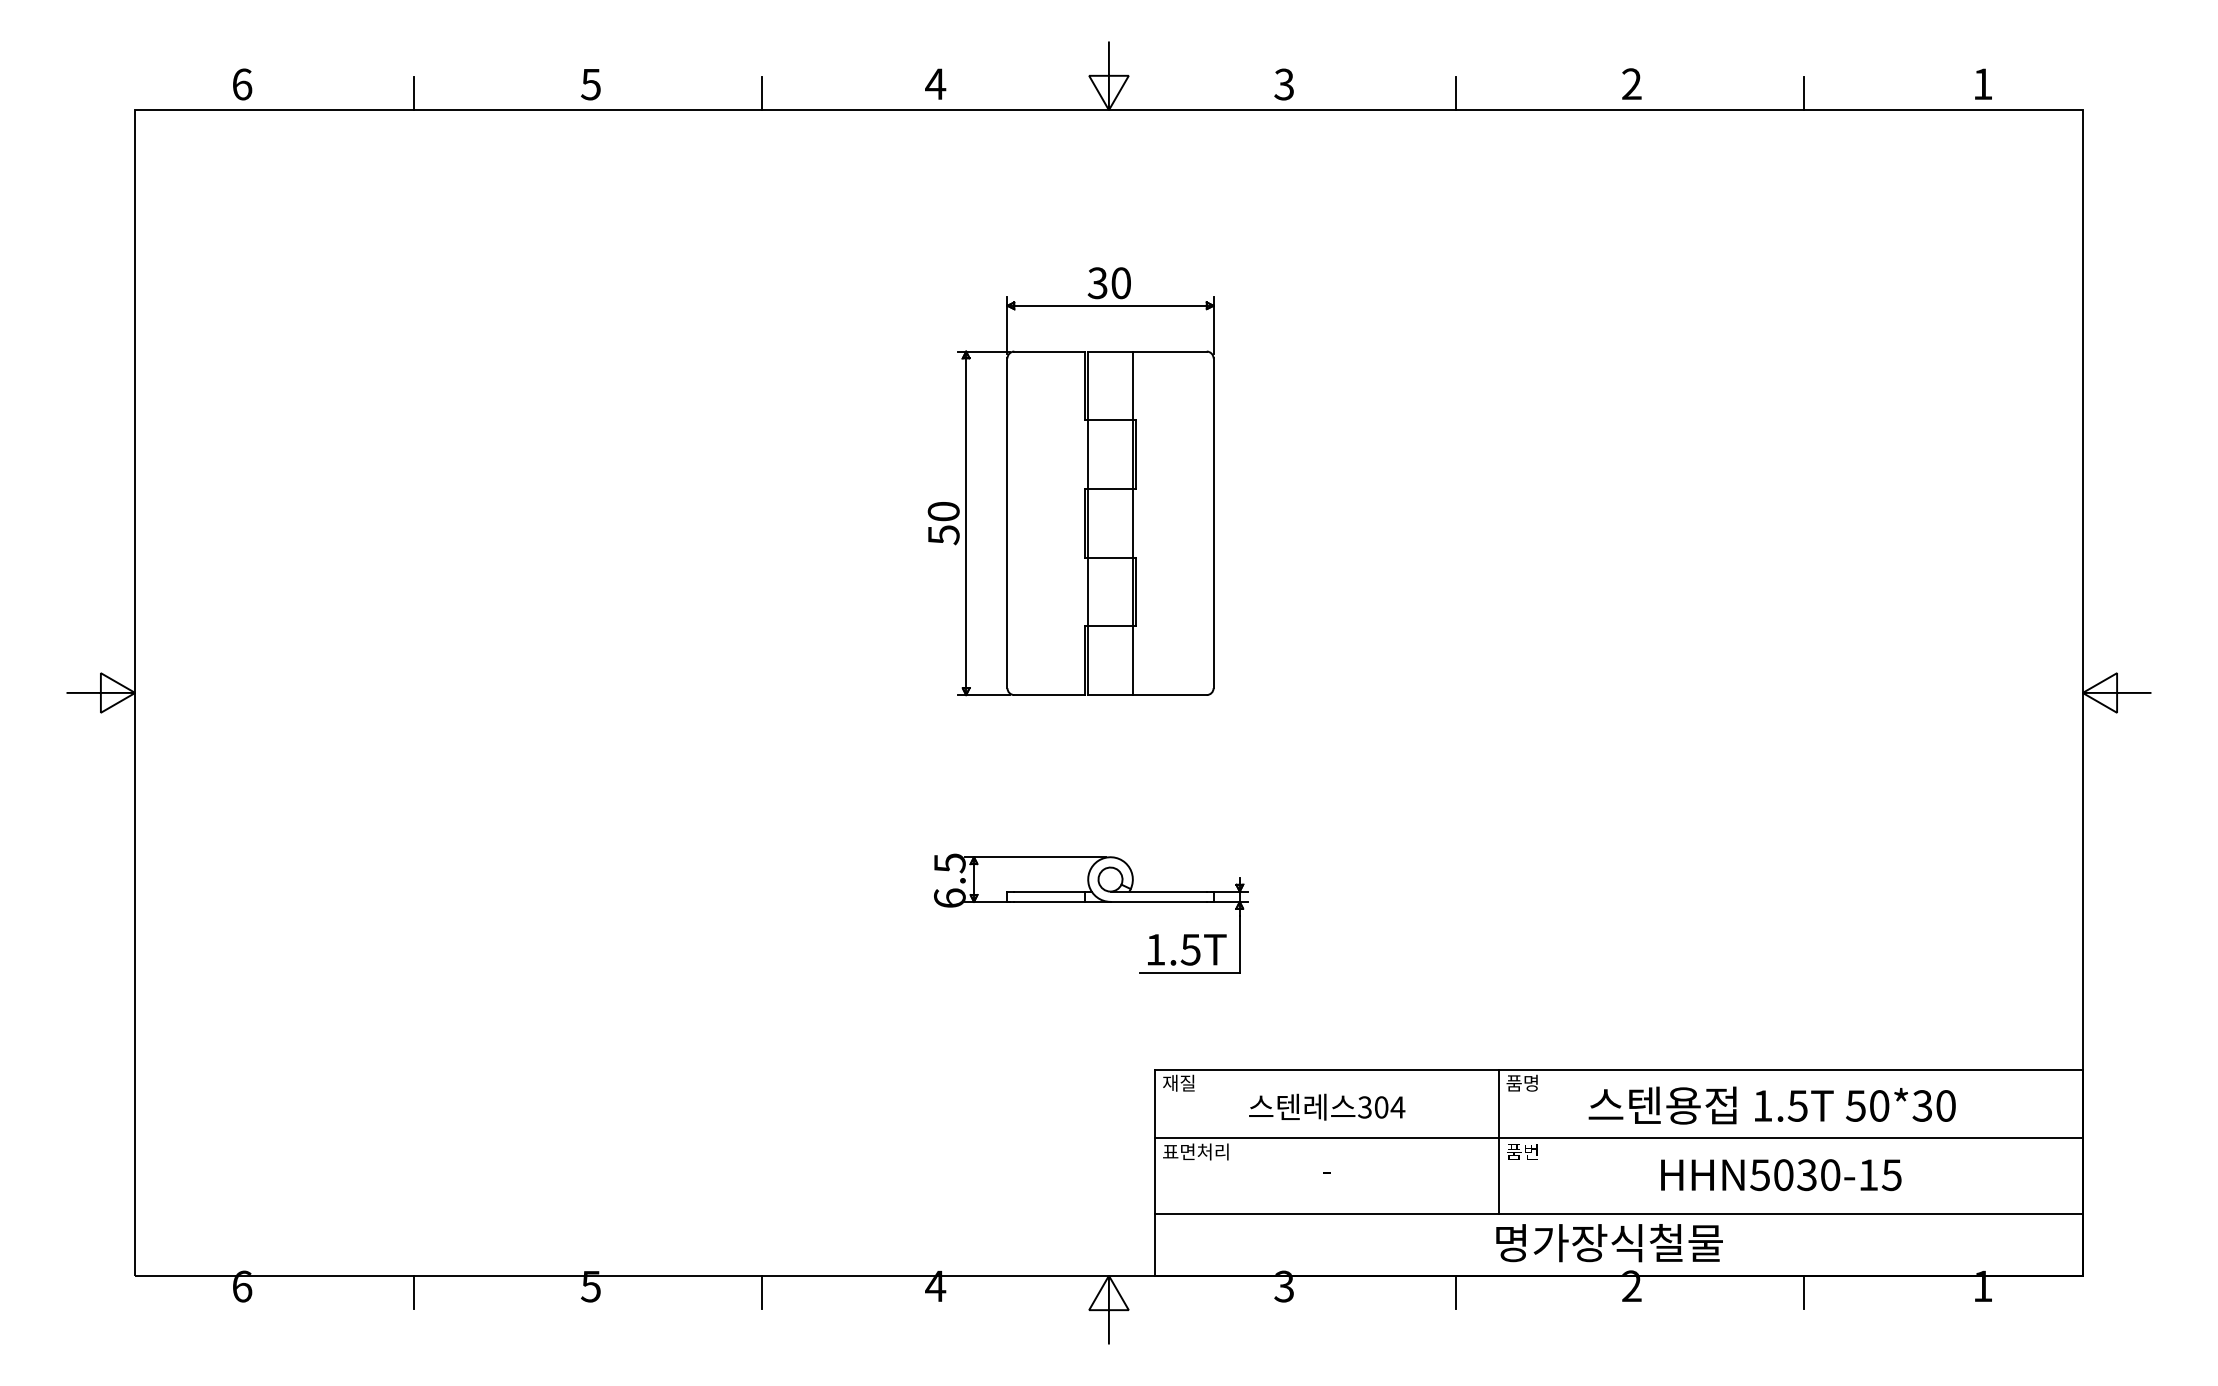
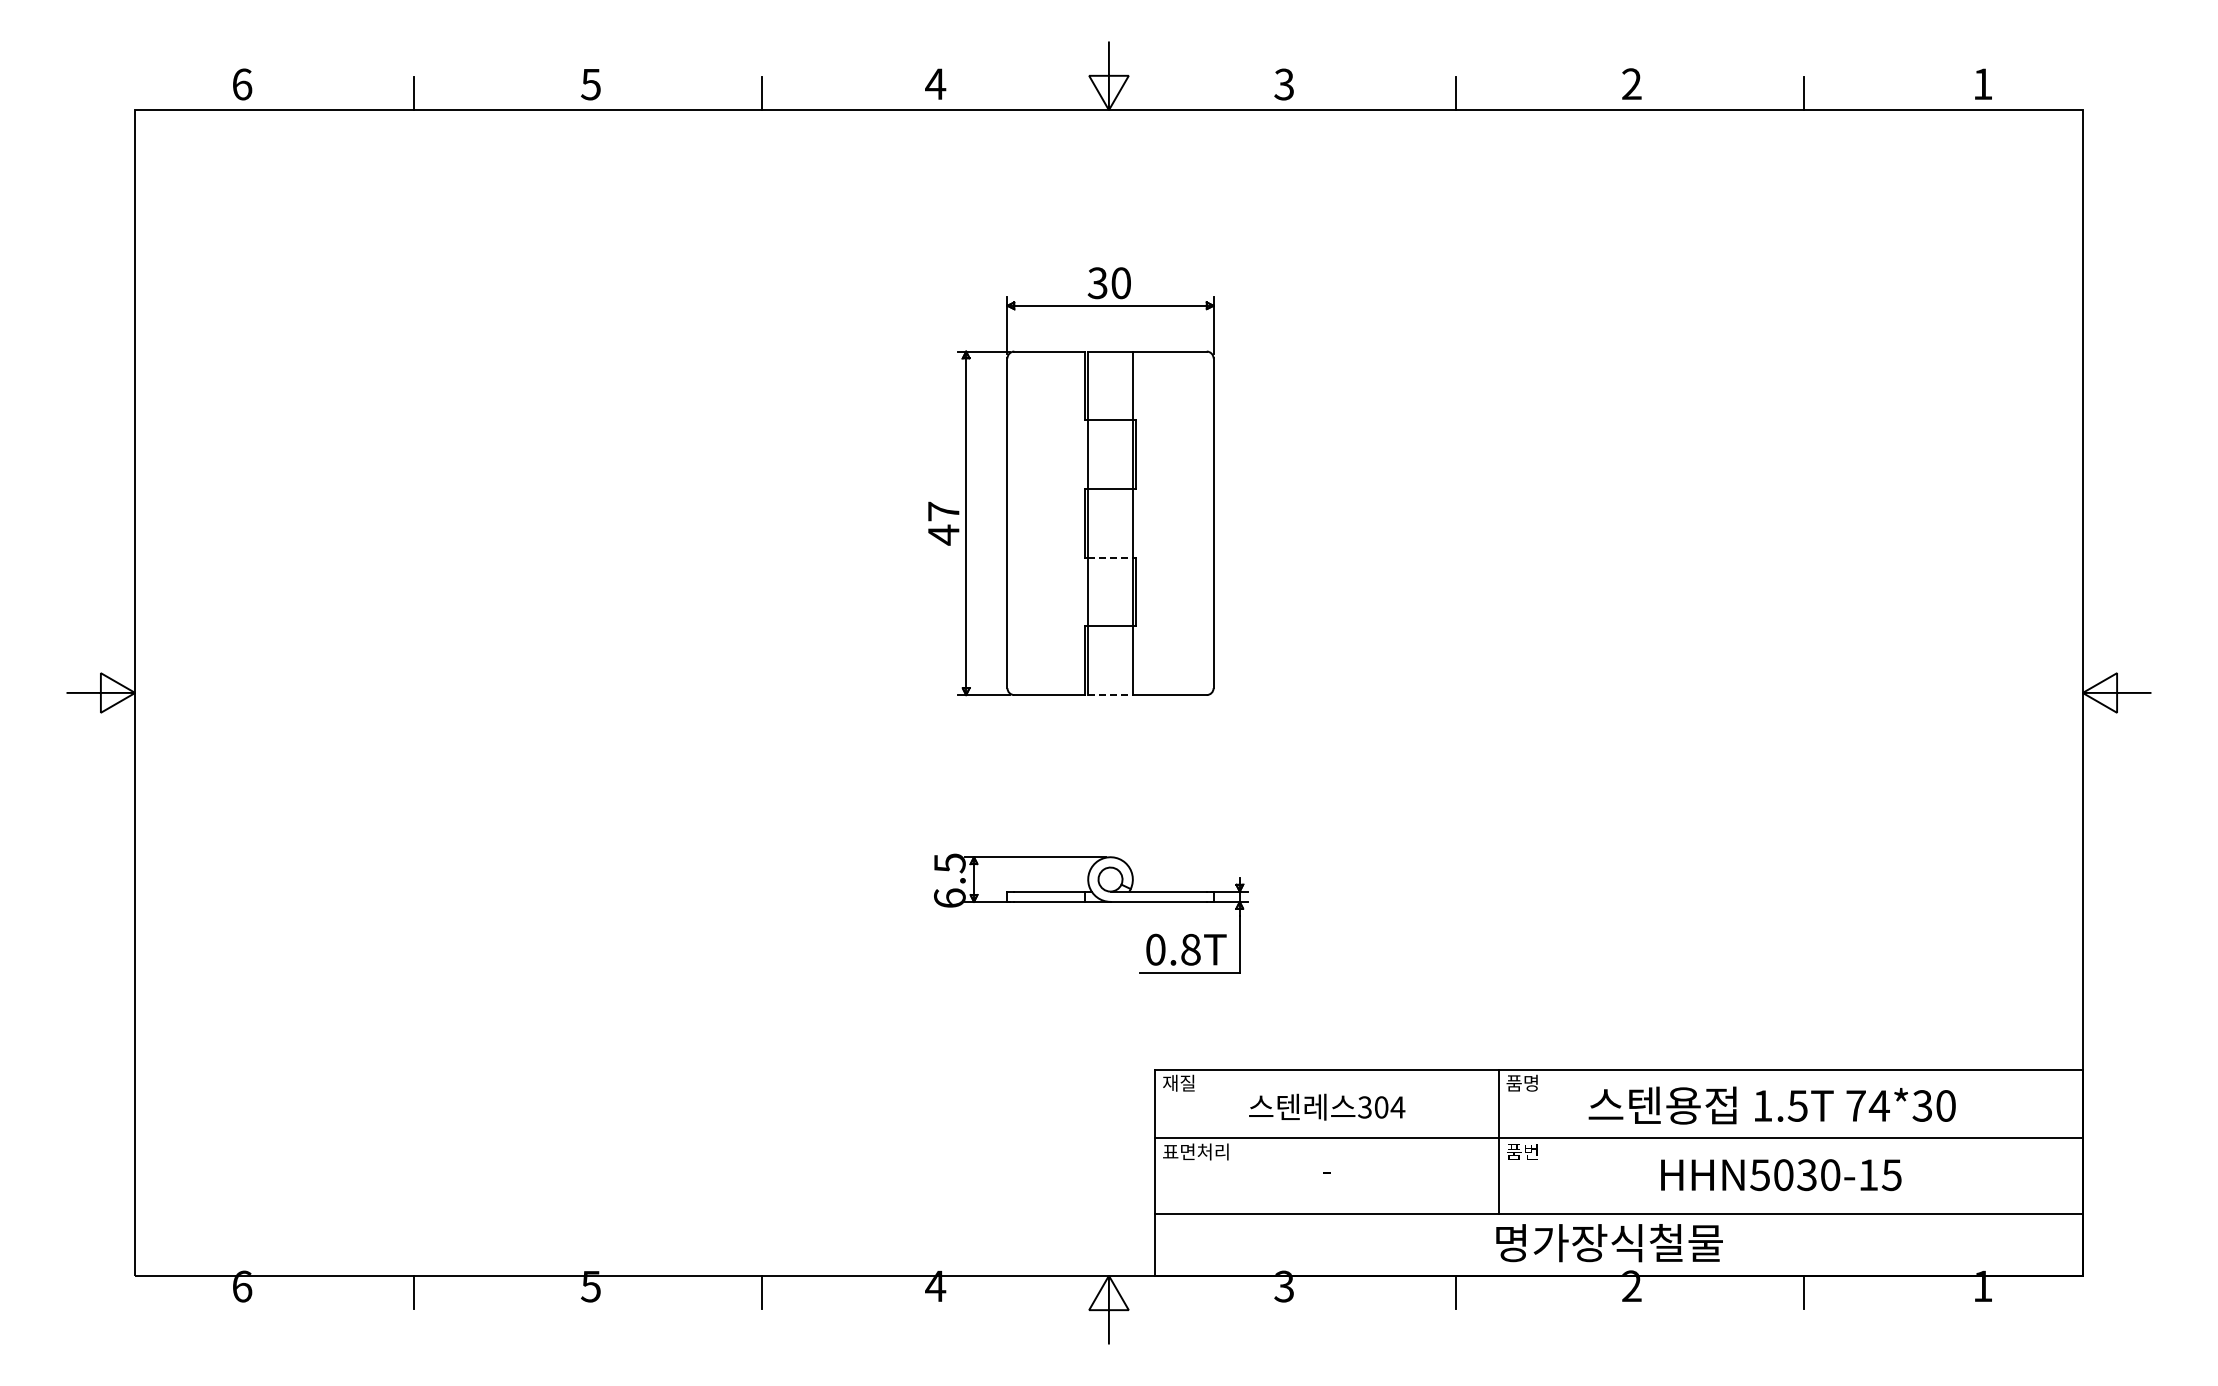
text: 50 -> 47 (943, 523)
line: solid -> dashed (1111, 557)
line: solid -> dashed (1111, 695)
text: 1.5T -> 0.8T (1173, 949)
text: 50*30 -> 74*30 (1867, 1105)
